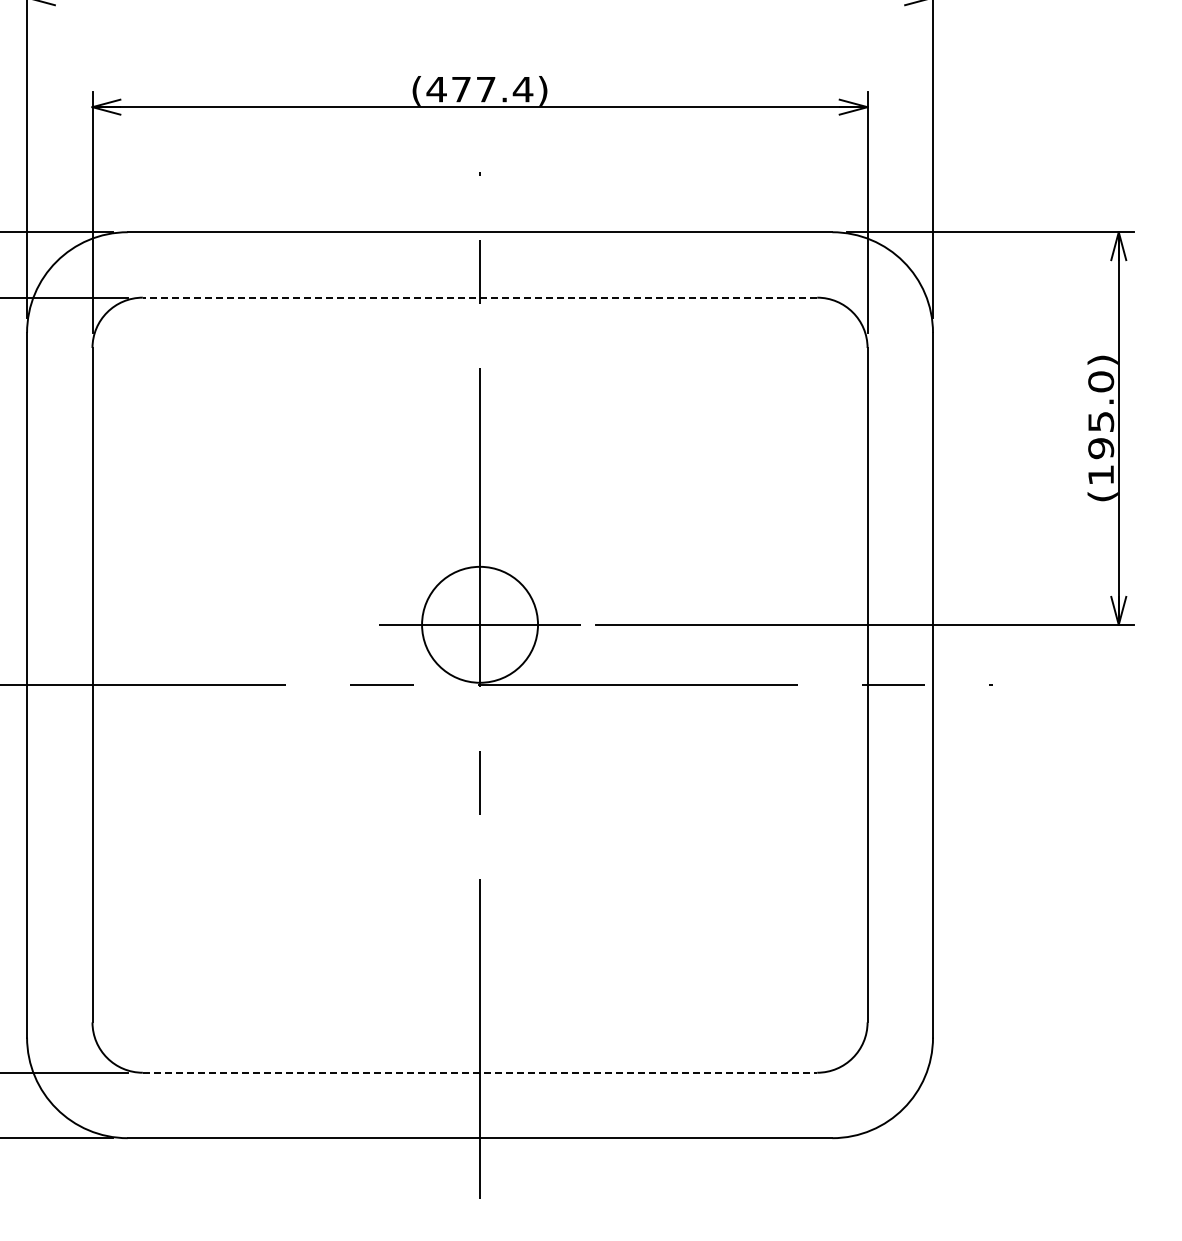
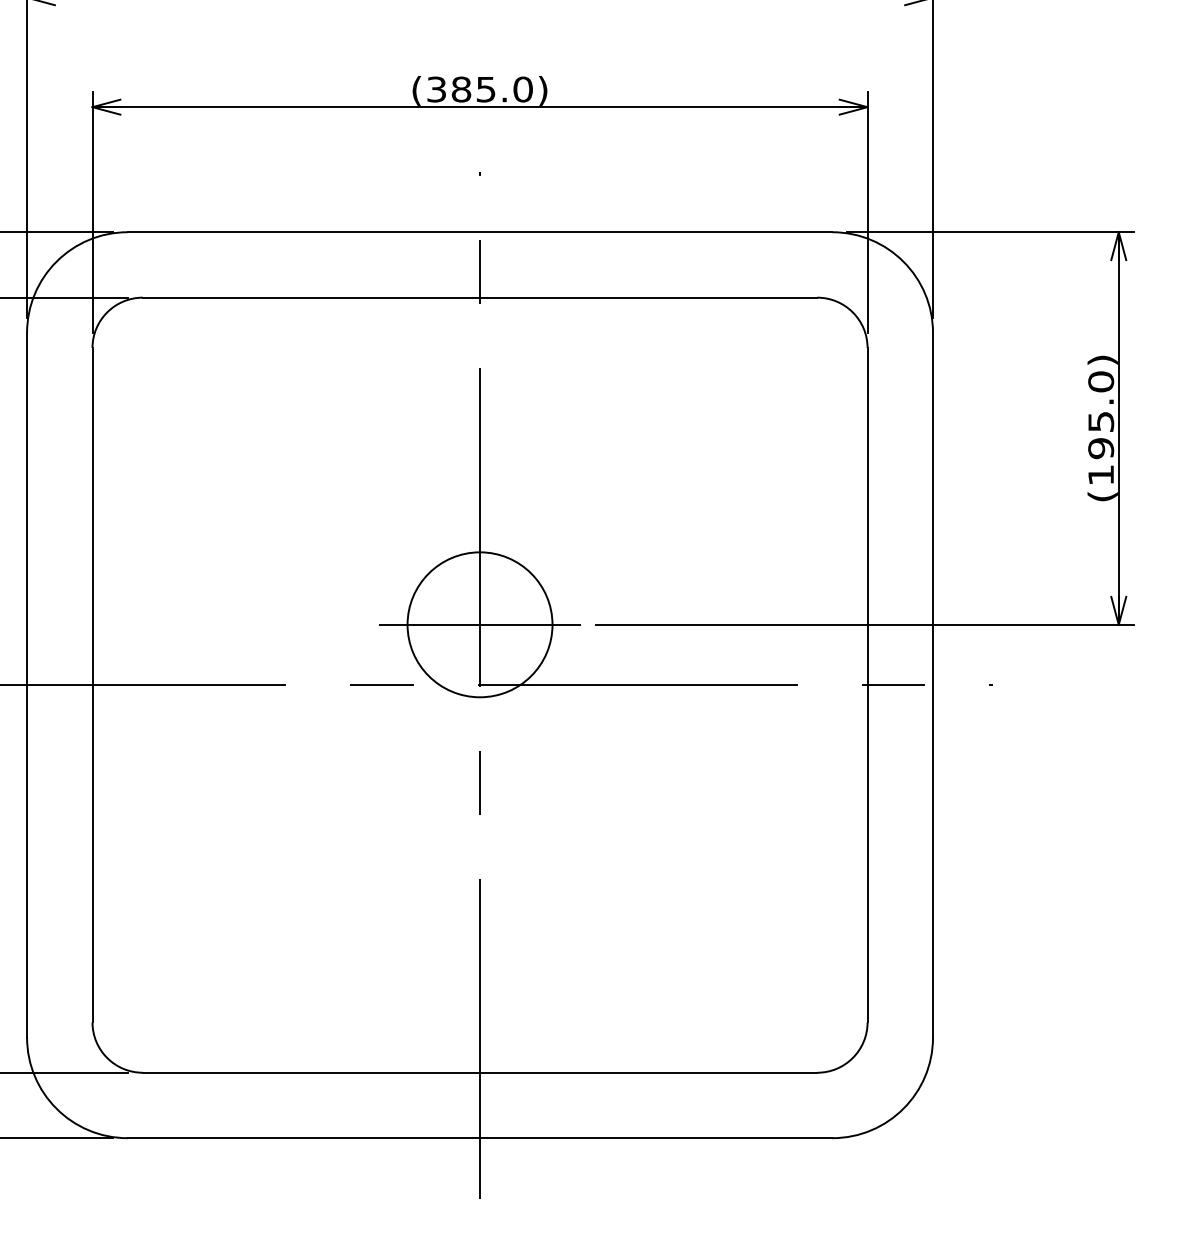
text: (477.4) -> (385.0) (479, 89)
line: dashed -> solid (479, 297)
circle diameter: 116 px -> 145 px (479, 624)
line: dashed -> solid (480, 1072)
